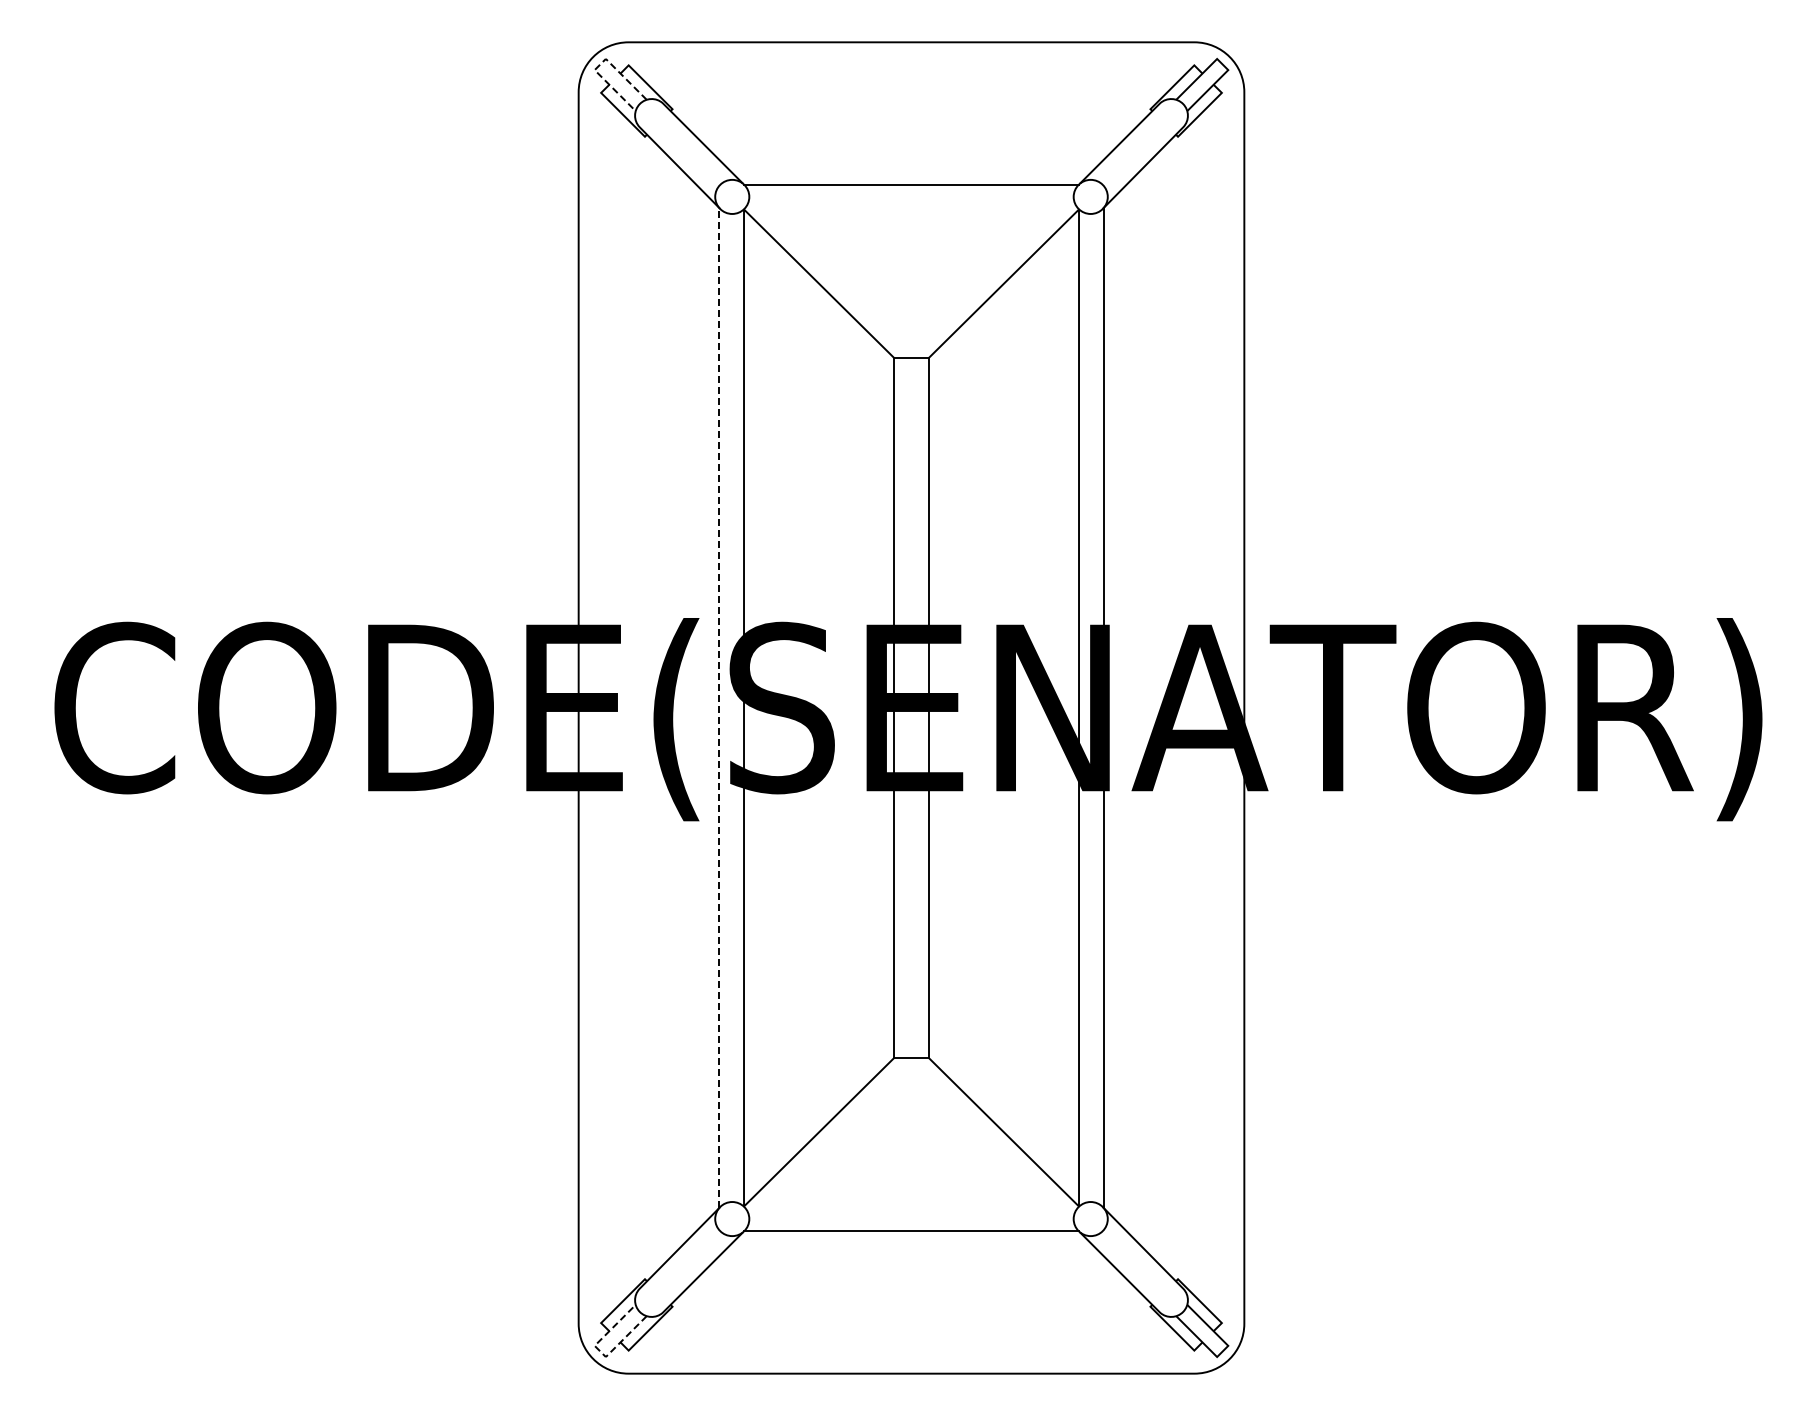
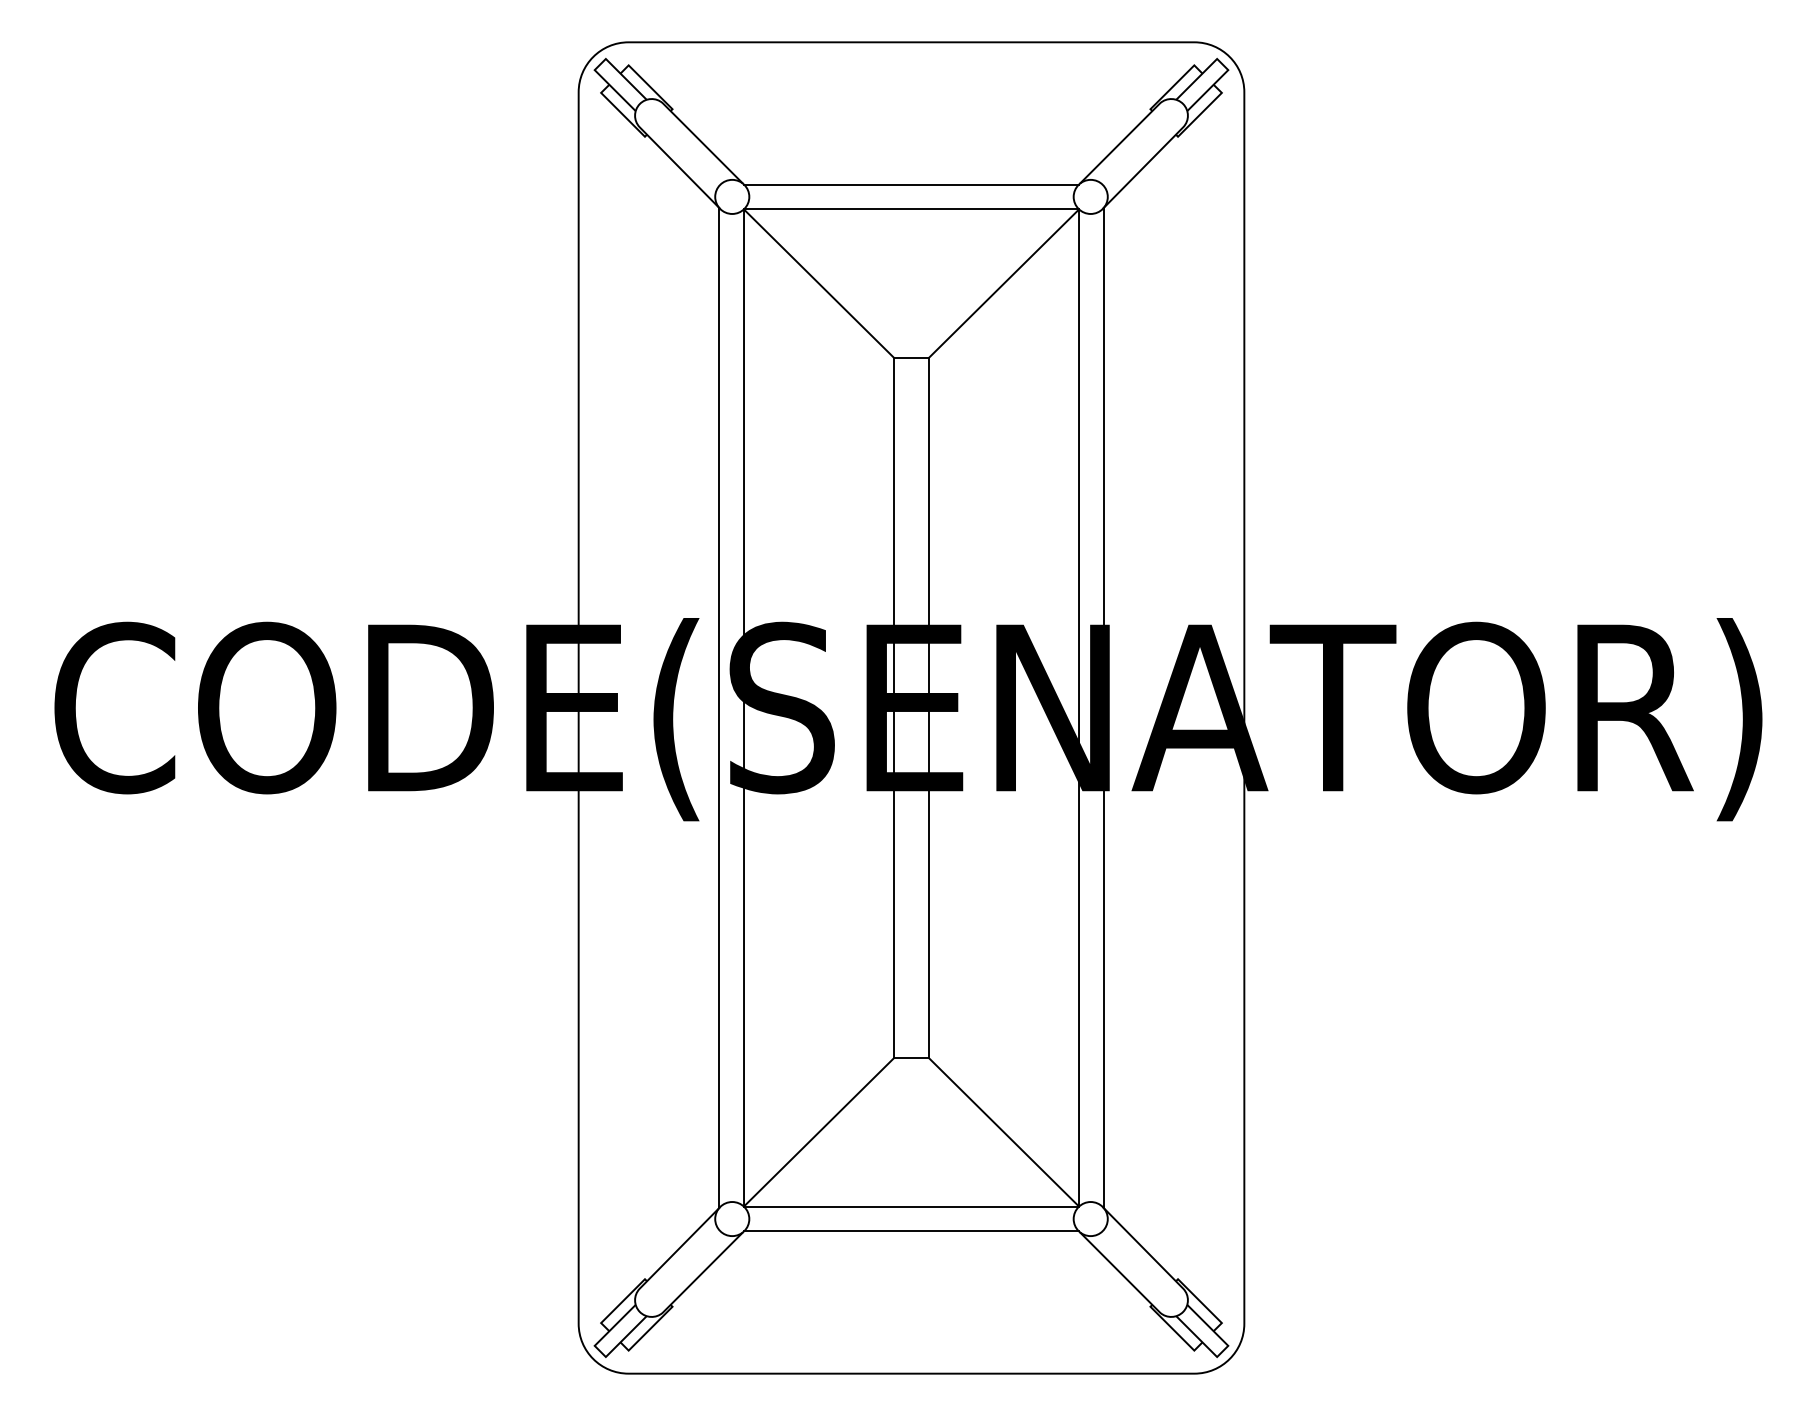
line: dashed -> solid (599, 65)
line: none -> present (911, 209)
line: dashed -> solid (719, 707)
line: none -> present (911, 1206)
line: dashed -> solid (599, 1350)
